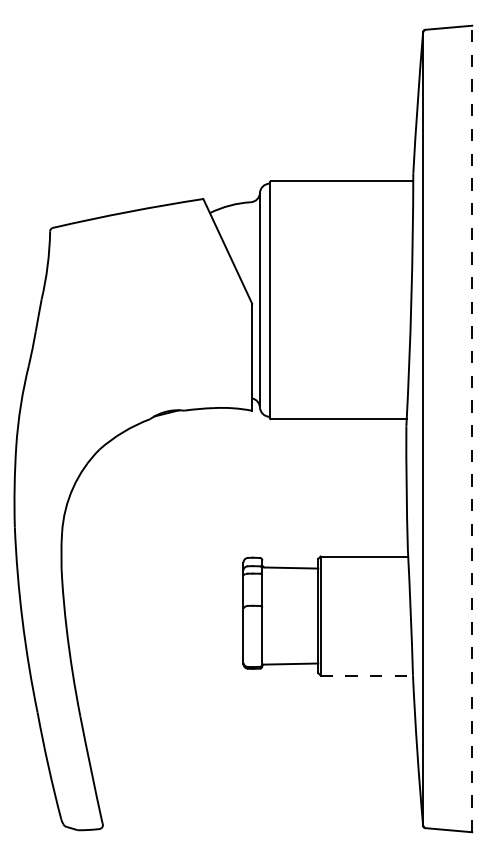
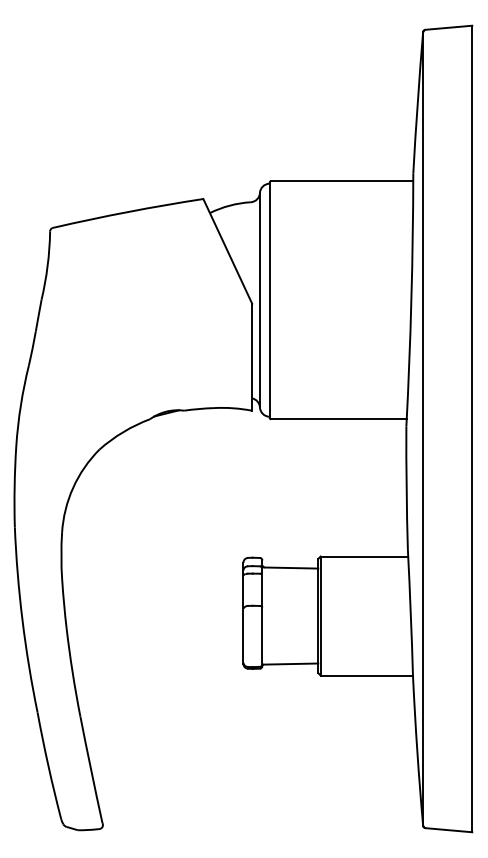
line: dashed -> solid (472, 428)
line: dashed -> solid (367, 675)
